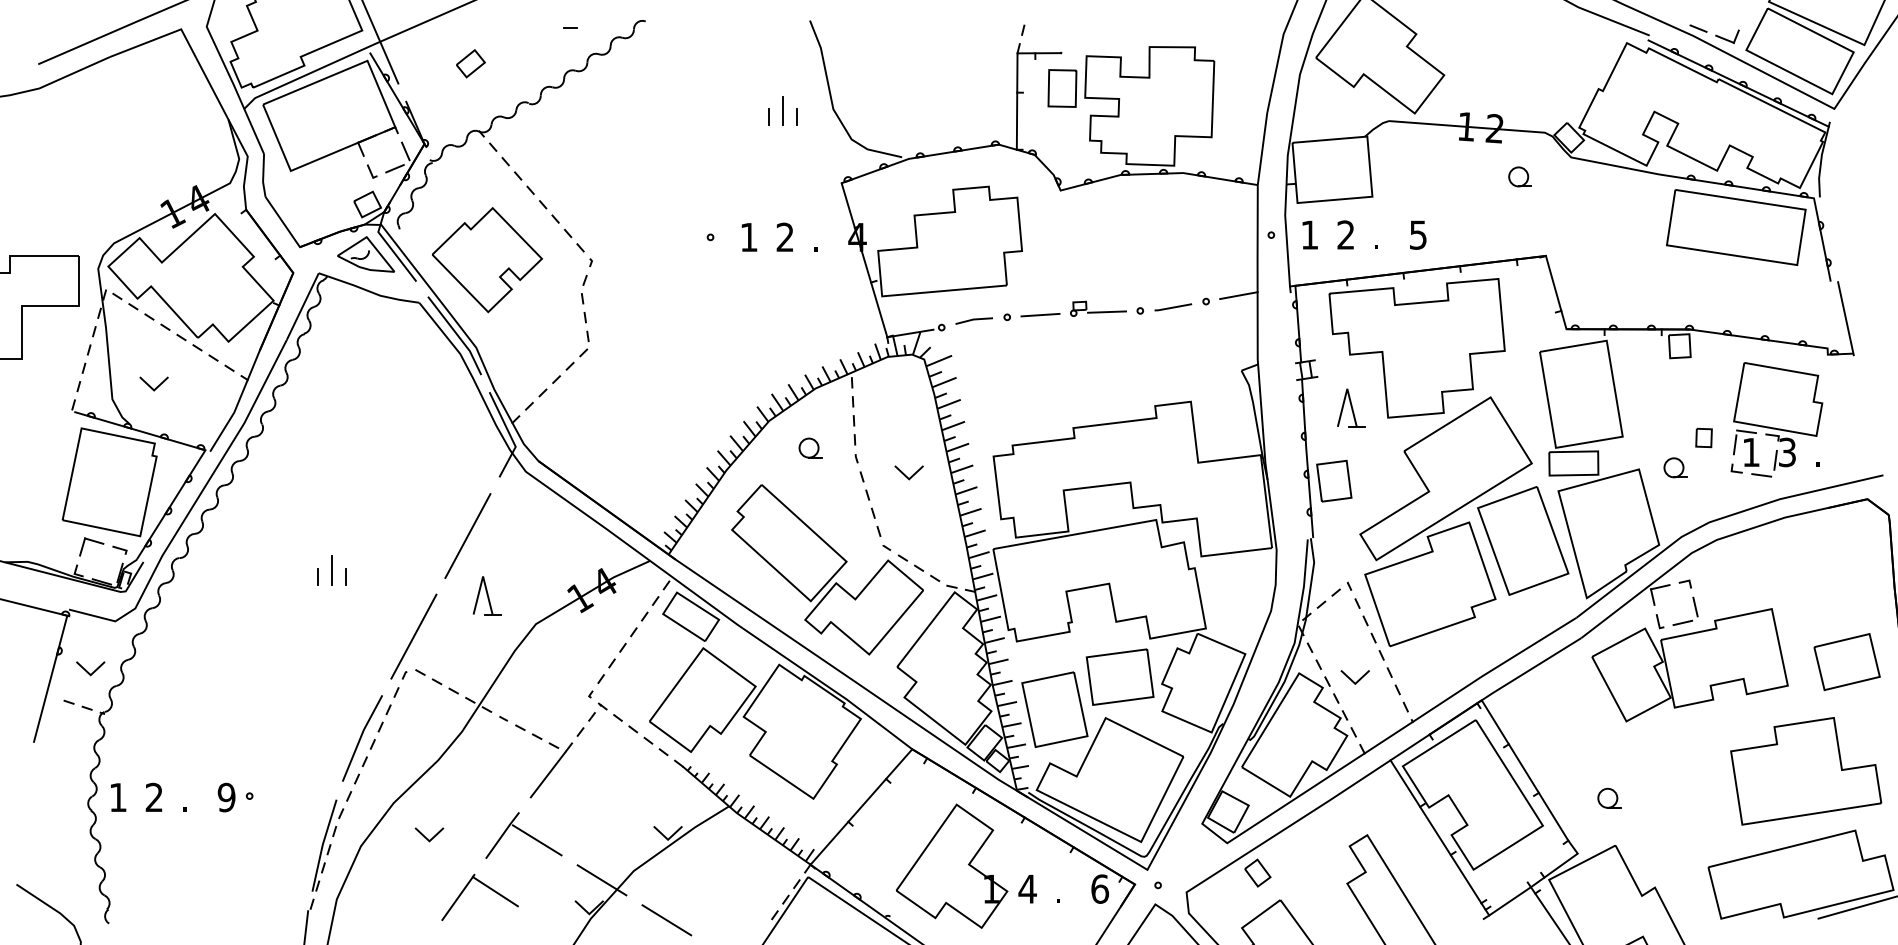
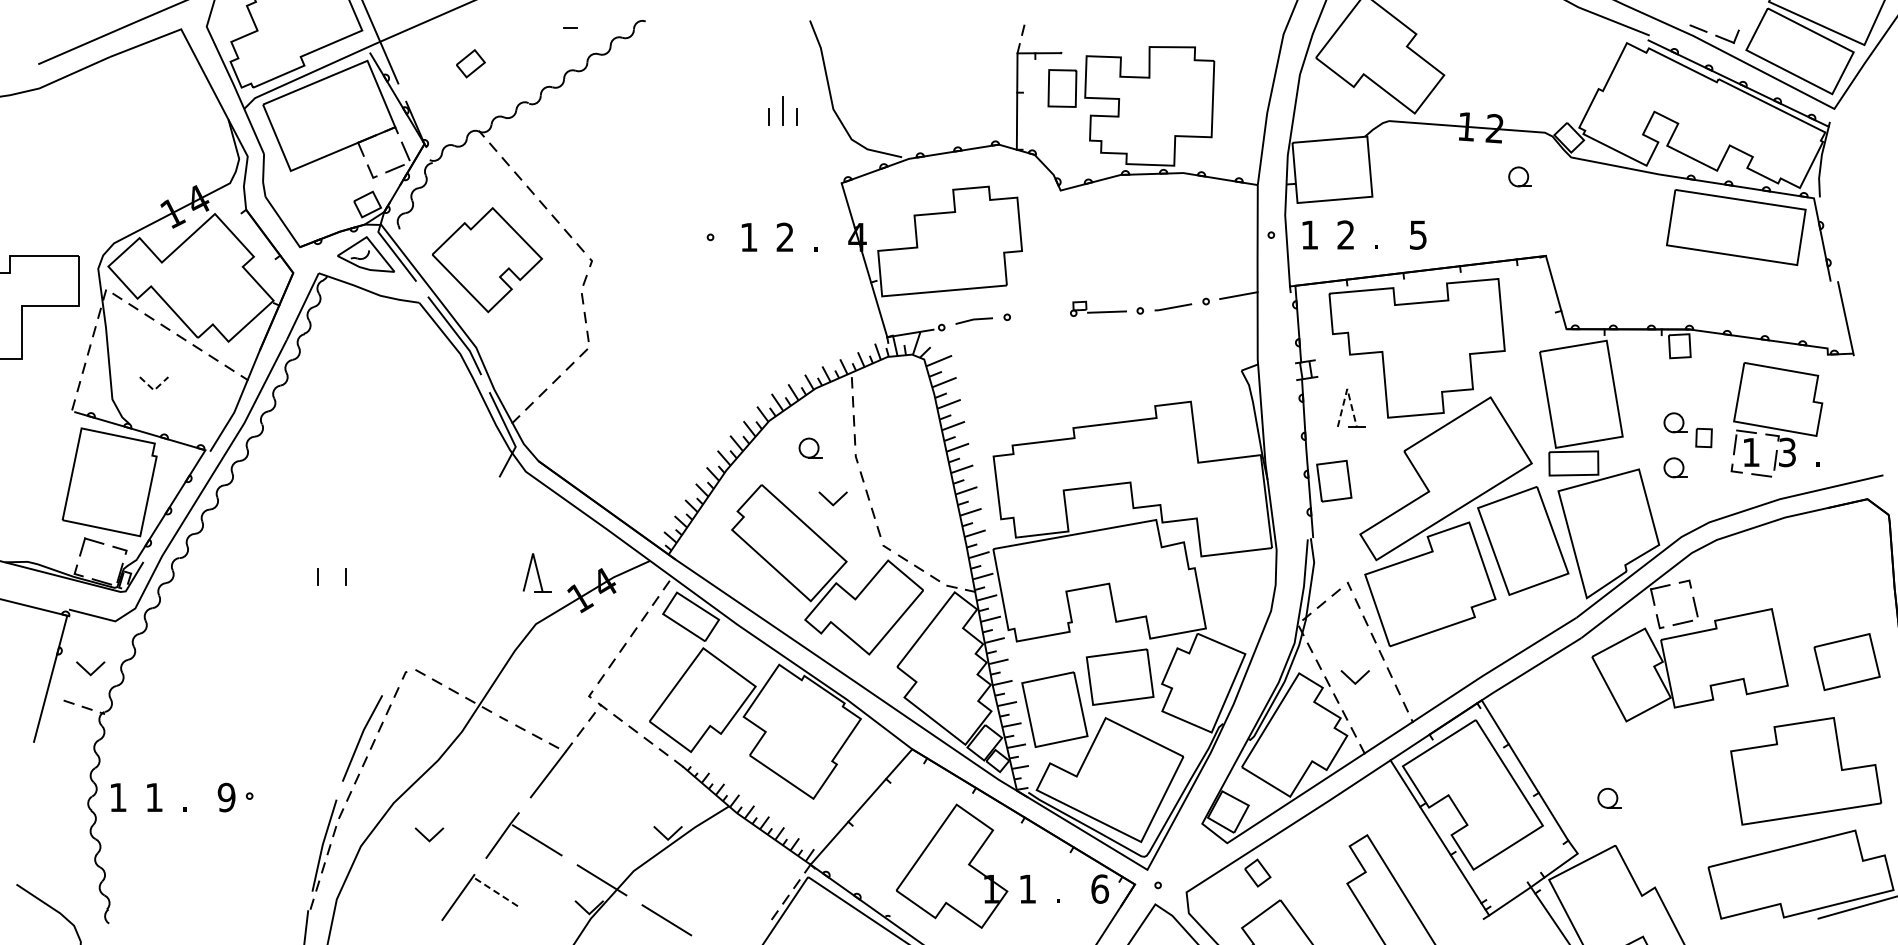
line: present -> none (1040, 314)
line: solid -> dashed (1347, 388)
line: solid -> dashed (154, 390)
part: none -> present (1675, 422)
line position: (905, 474) -> (829, 500) (829, 500)
line: present -> none (467, 535)
line: present -> none (332, 570)
part position: (486, 595) -> (536, 572) (536, 572)
line: present -> none (413, 636)
text: 2 -> 1 (153, 796)
text: 4 -> 1 (1027, 888)
line: solid -> dashed (495, 891)
